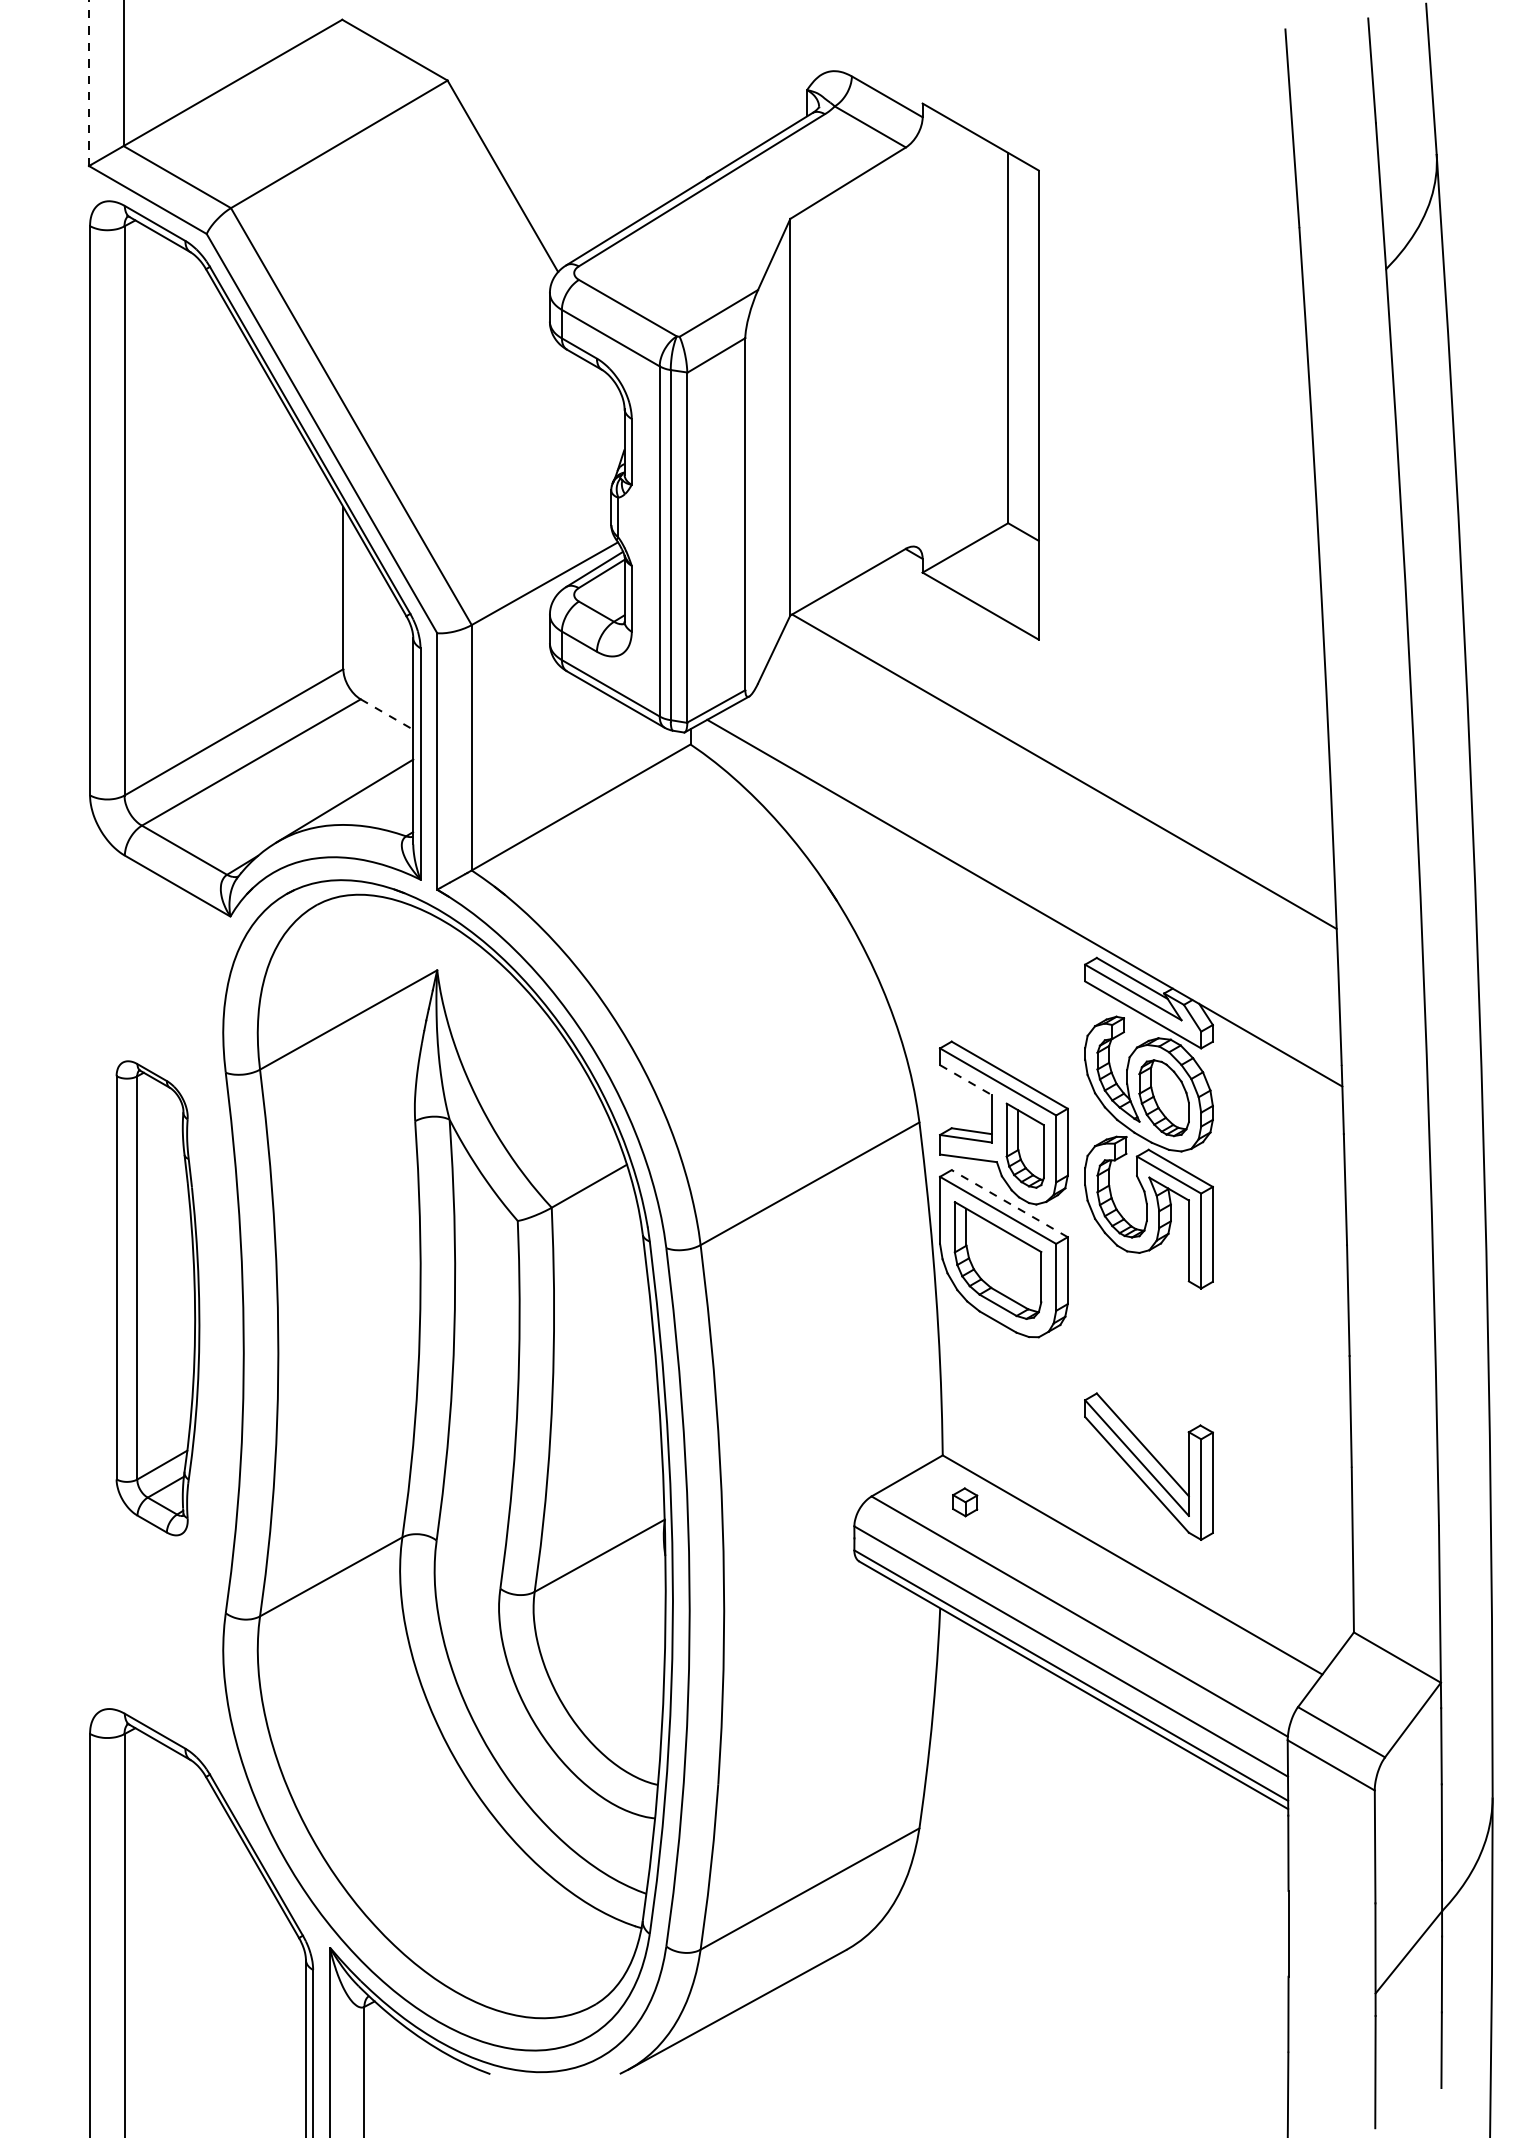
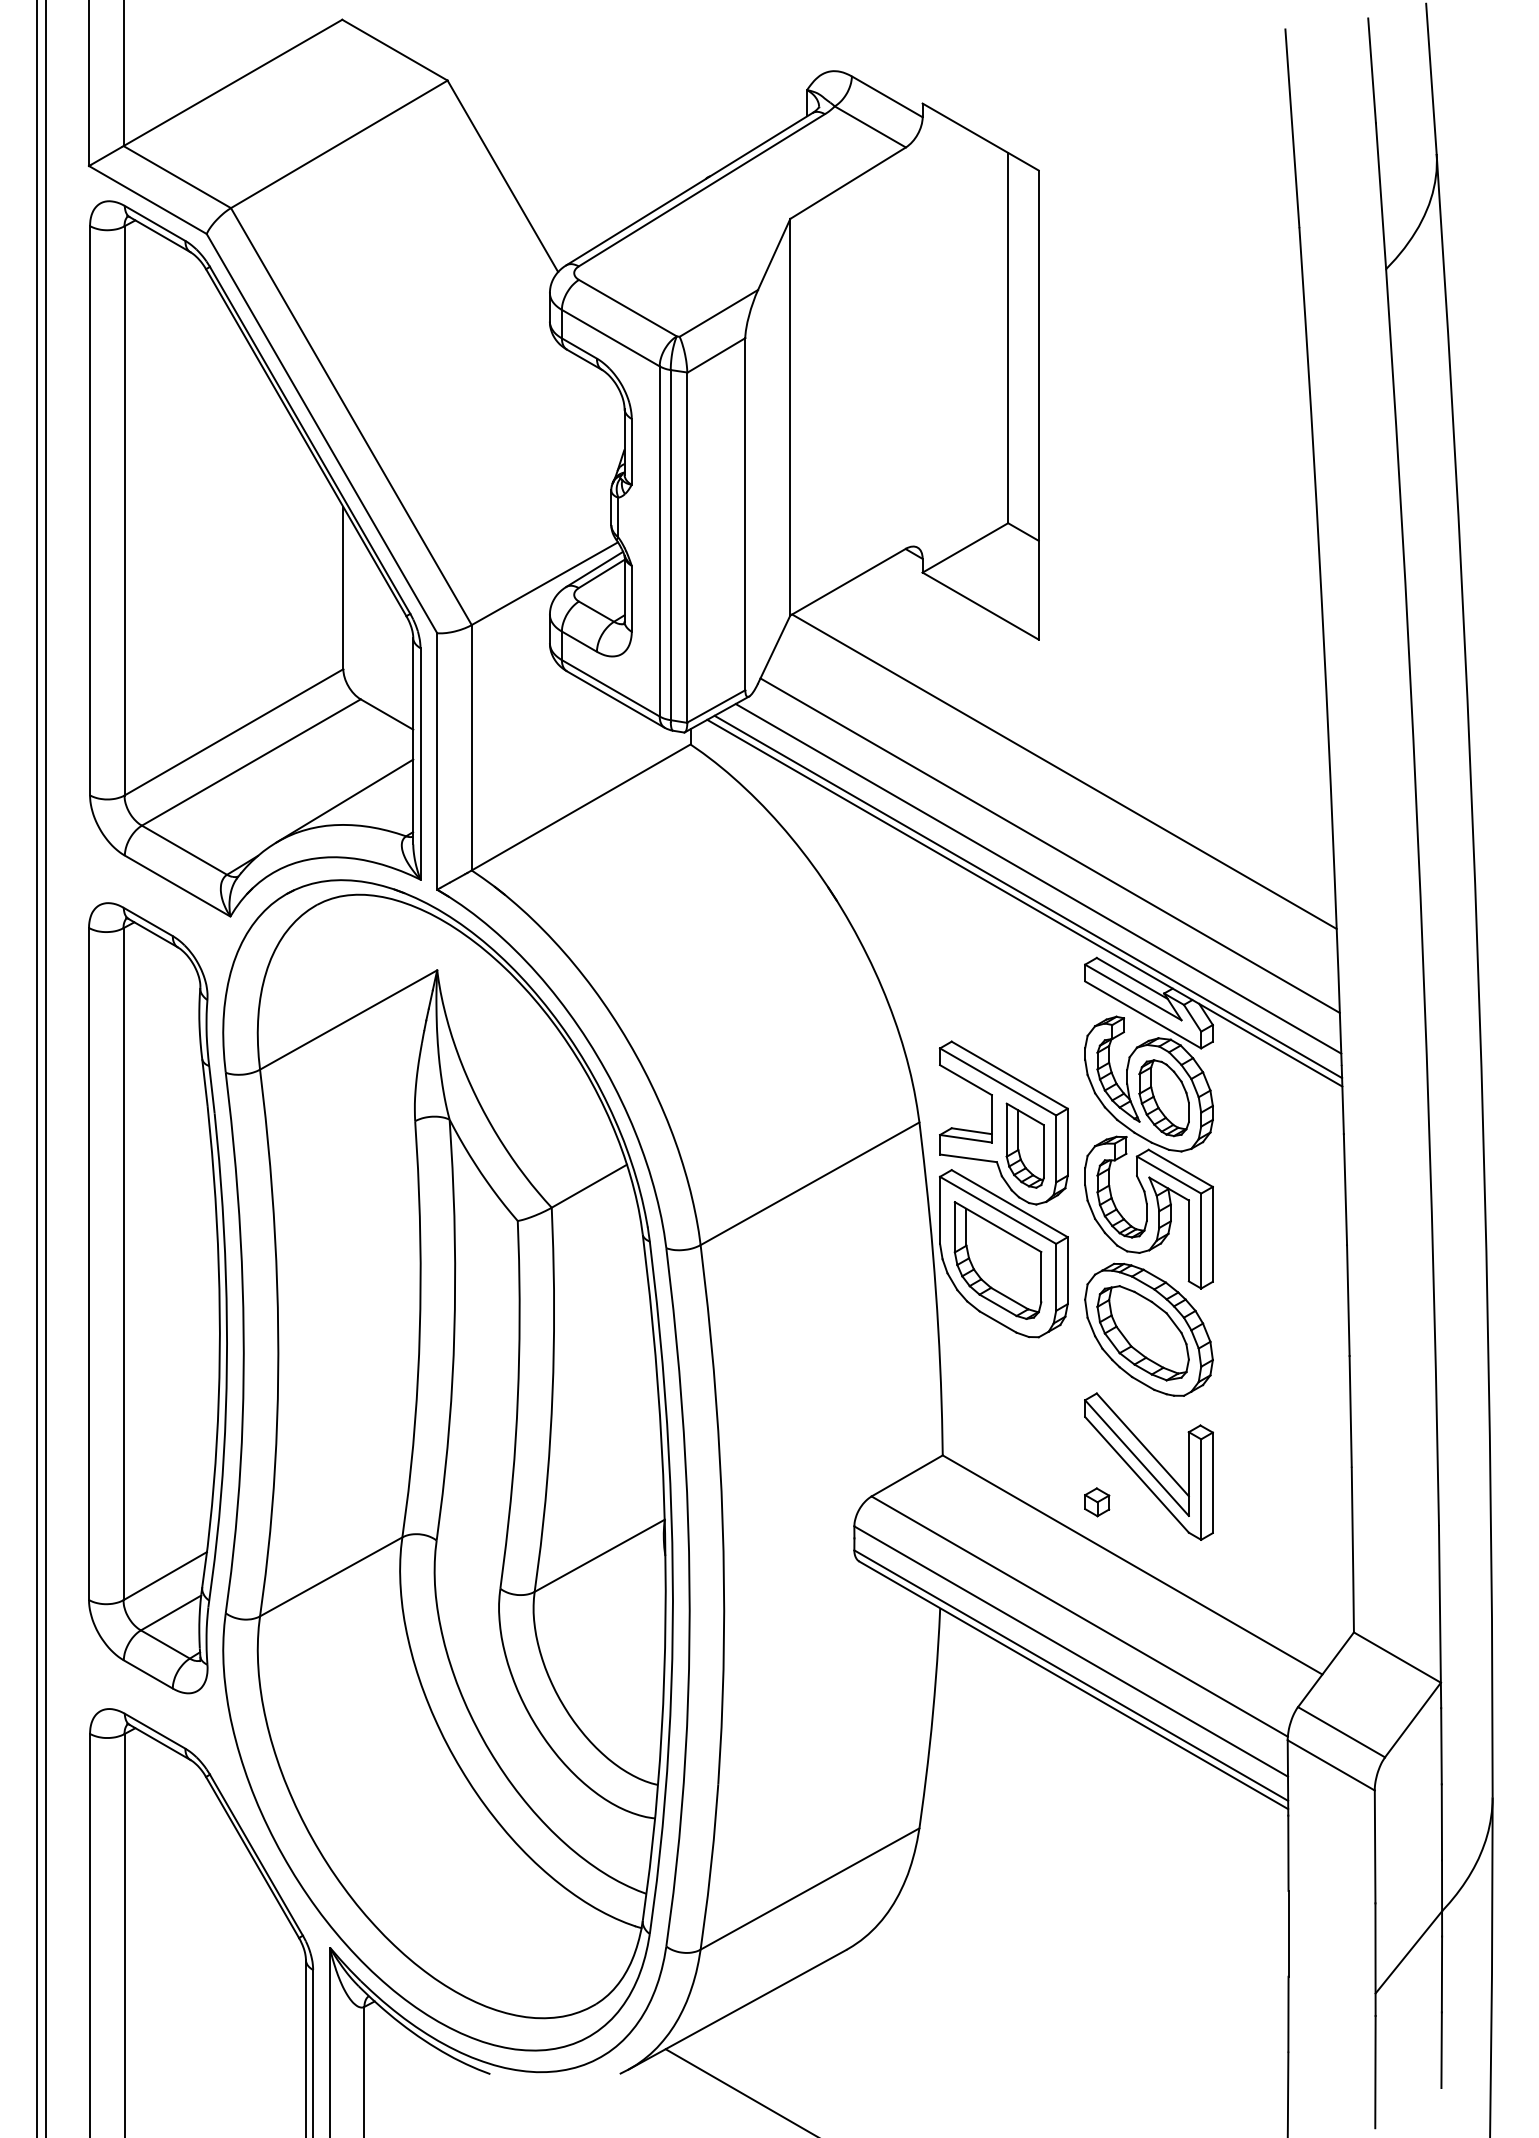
line: dashed -> solid (89, 83)
line: dashed -> solid (387, 714)
line: none -> present (1049, 845)
line: none -> present (1038, 878)
line: none -> present (1028, 896)
line: none -> present (36, 1068)
line: none -> present (46, 1068)
line: dashed -> solid (965, 1080)
line: dashed -> solid (1009, 1203)
part size: 86x477 px -> 140x793 px (157, 1298)
part: none -> present (1148, 1329)
part position: (965, 1502) -> (1097, 1502) (1097, 1502)
line: none -> present (739, 2091)
